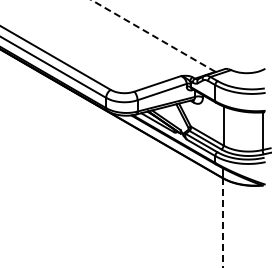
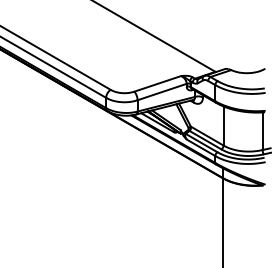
line: dashed -> solid (153, 35)
line: dashed -> solid (222, 223)
